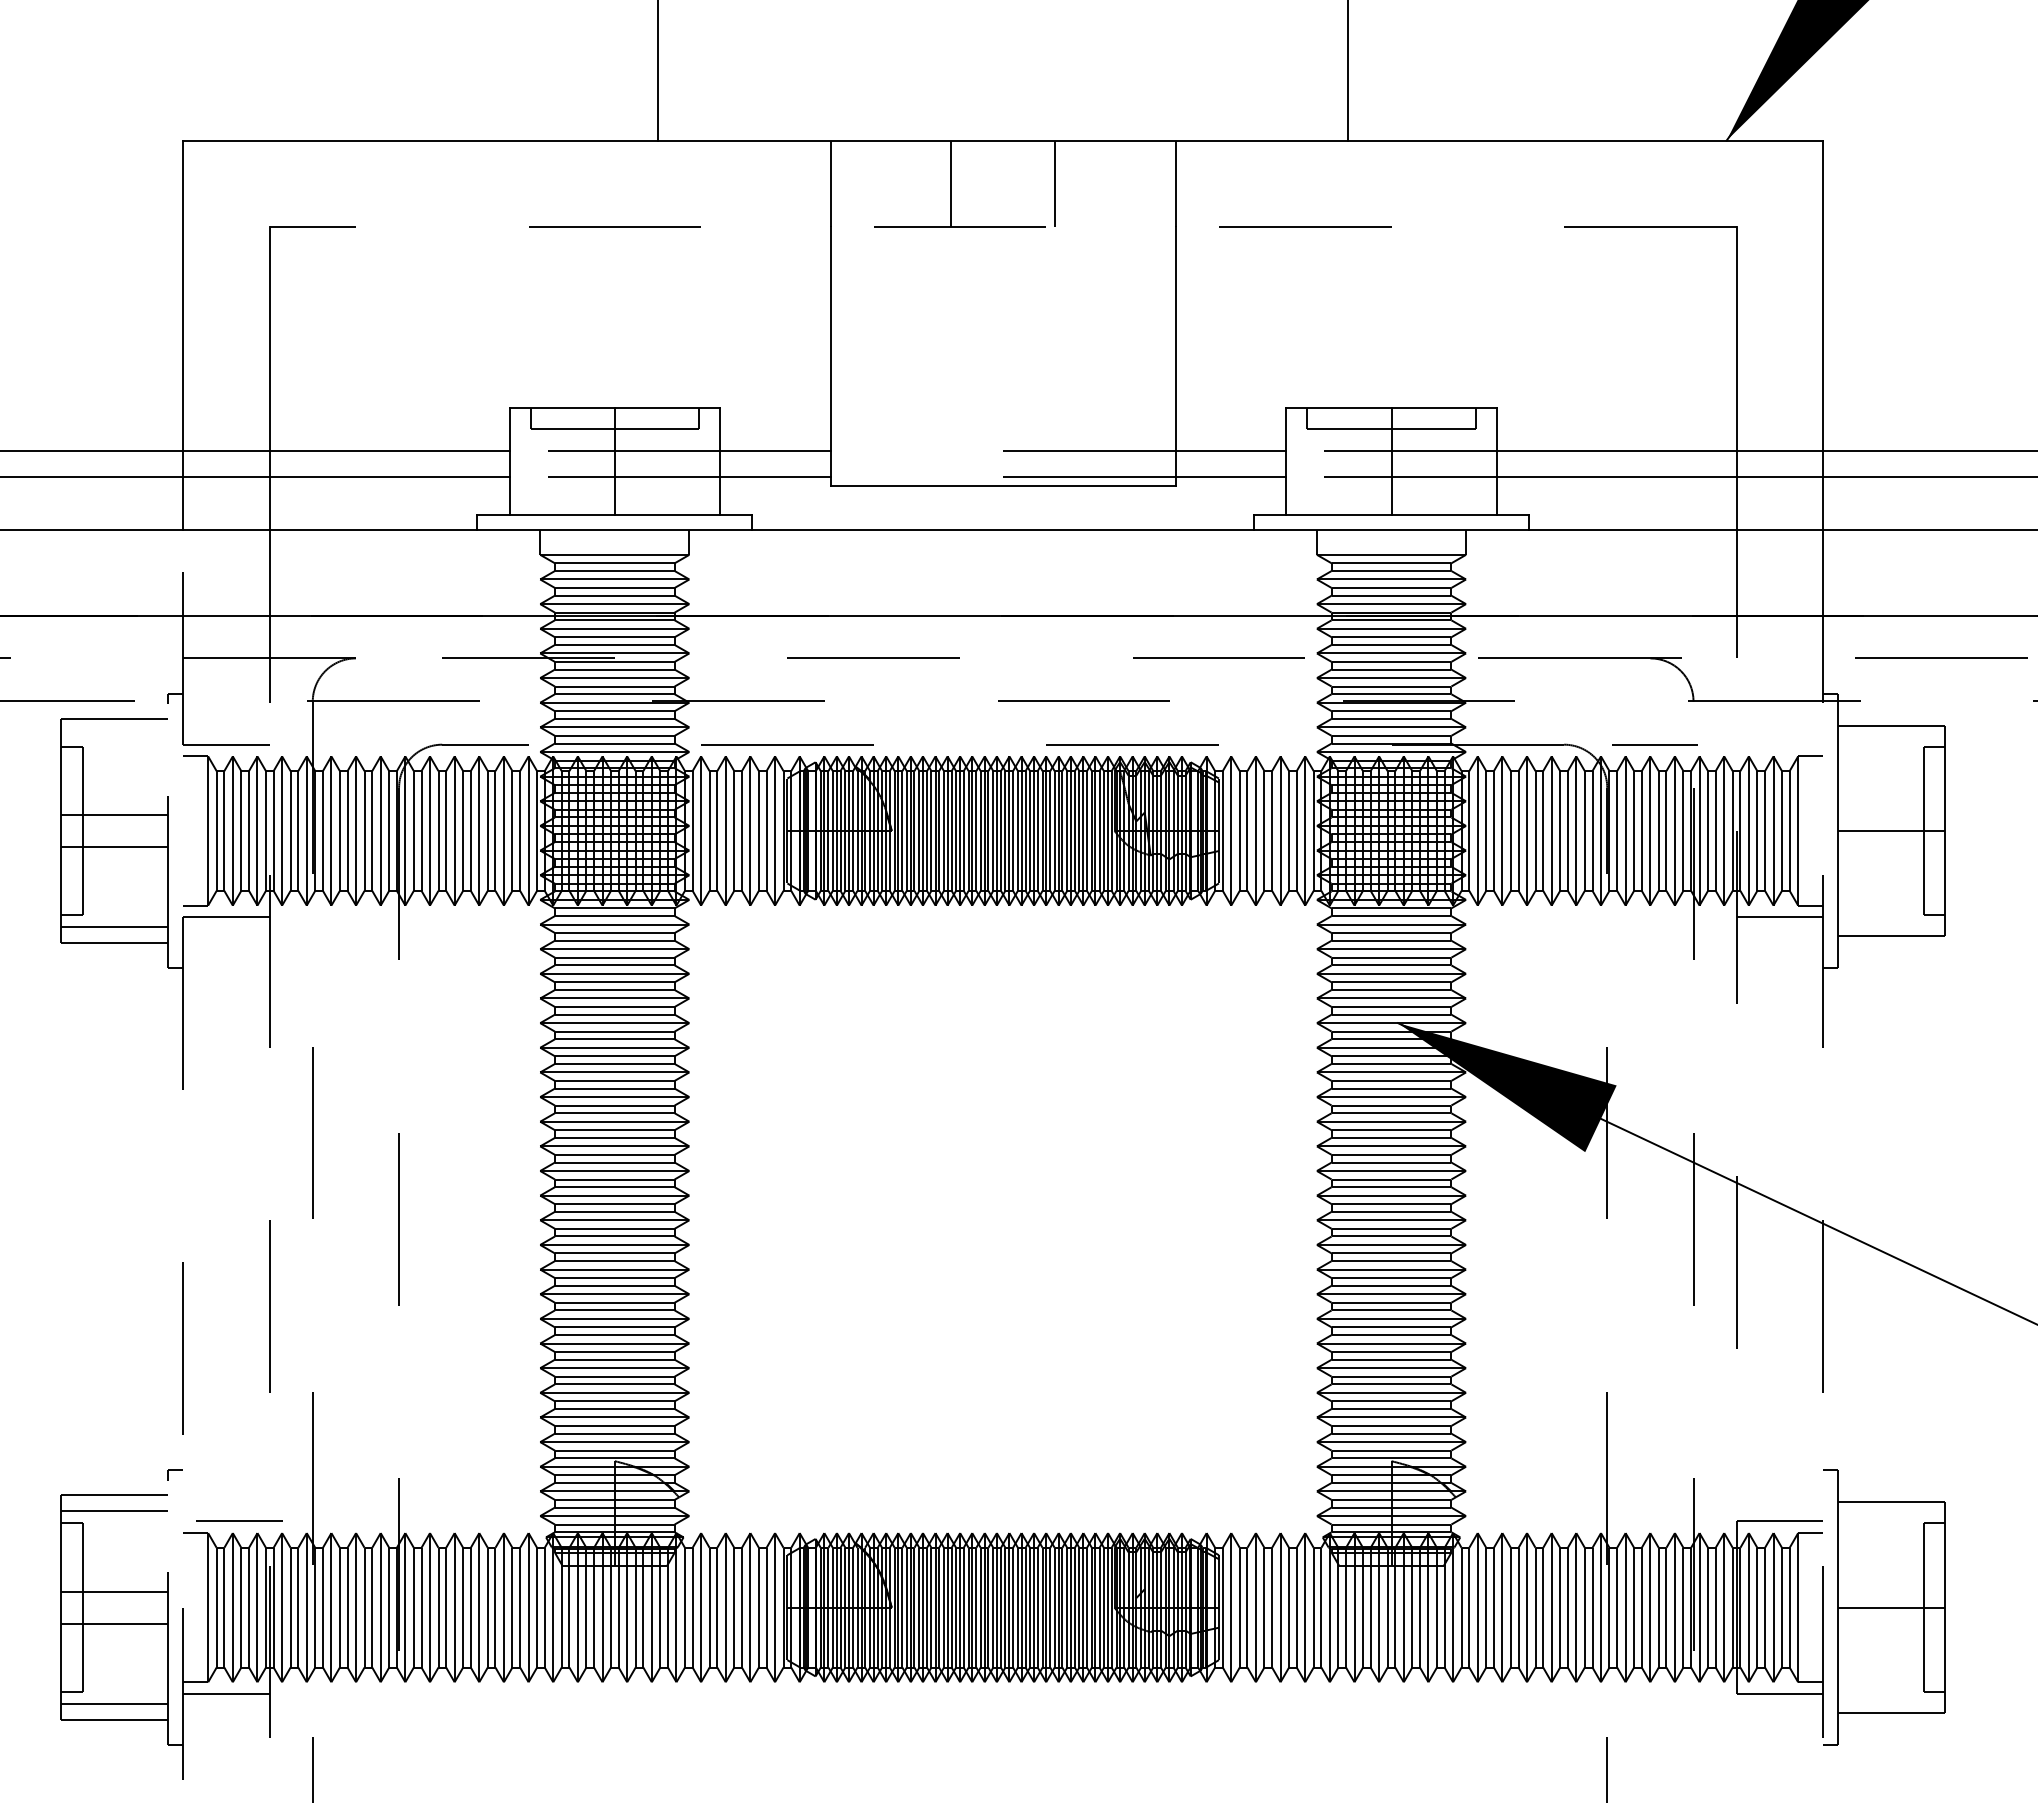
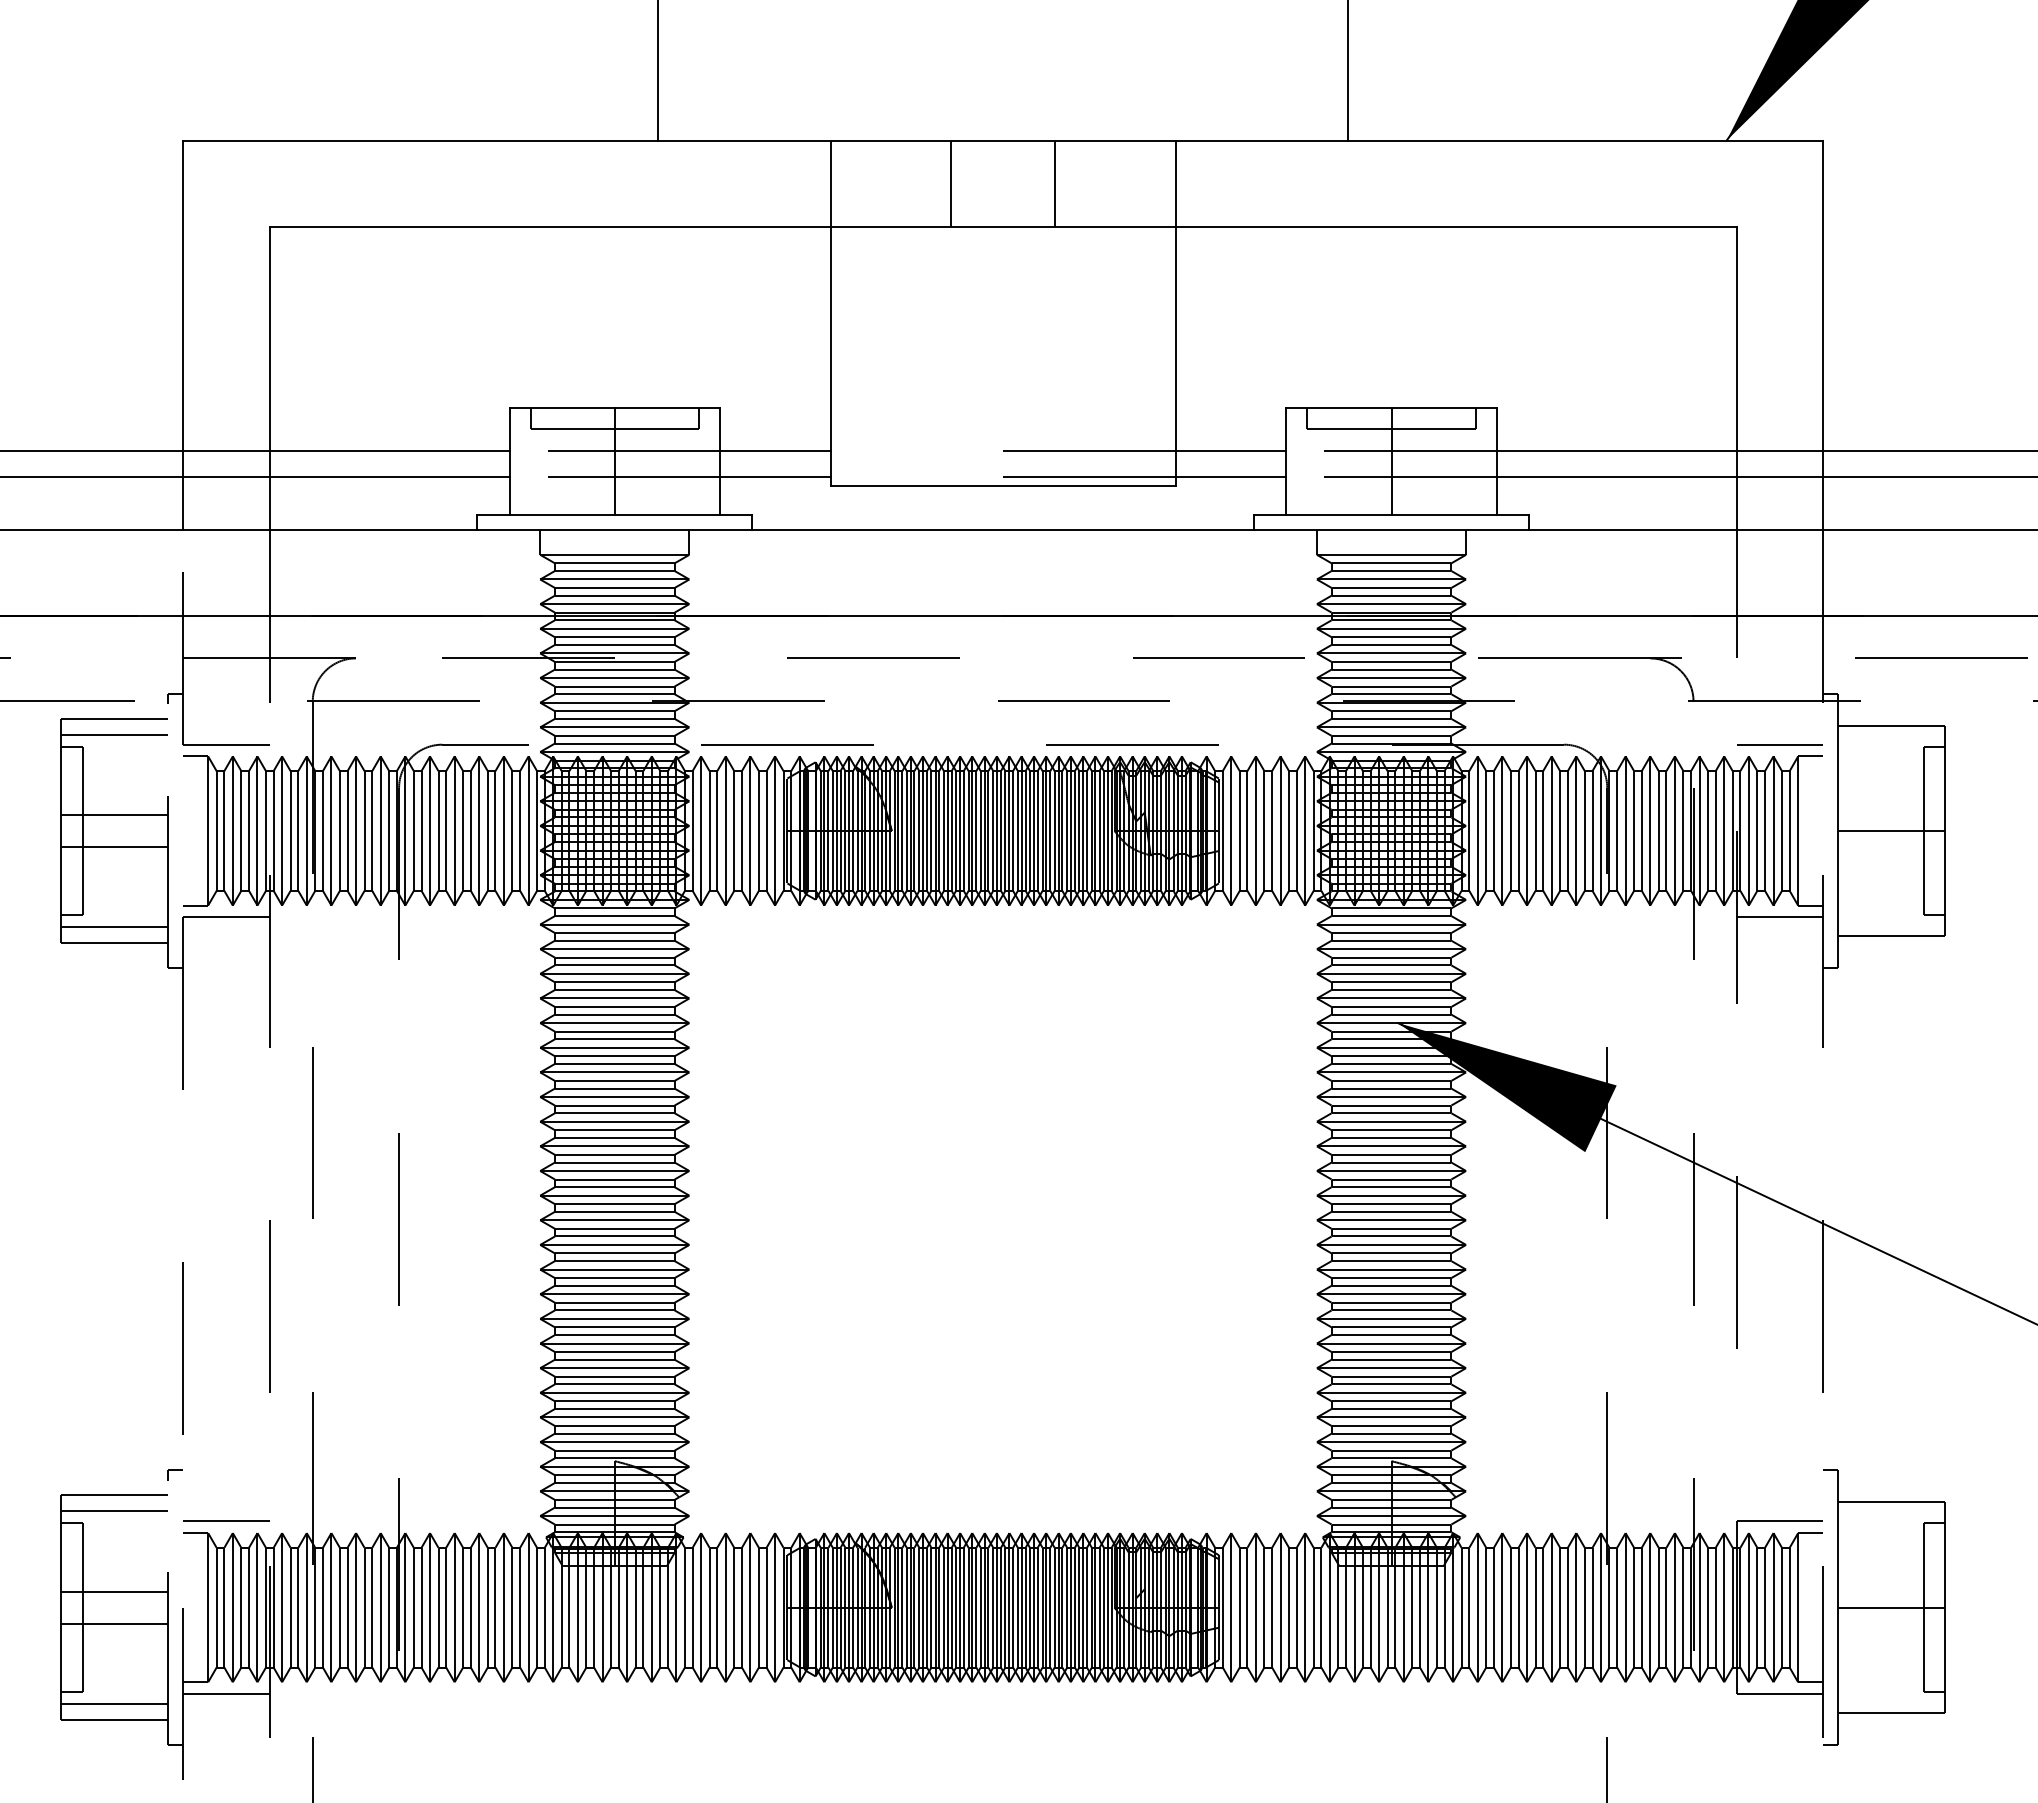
line: dashed -> solid (1003, 226)
line: none -> present (114, 734)
line position: (1654, 744) -> (1779, 744) (1779, 744)
line position: (239, 1520) -> (226, 1520) (226, 1520)
